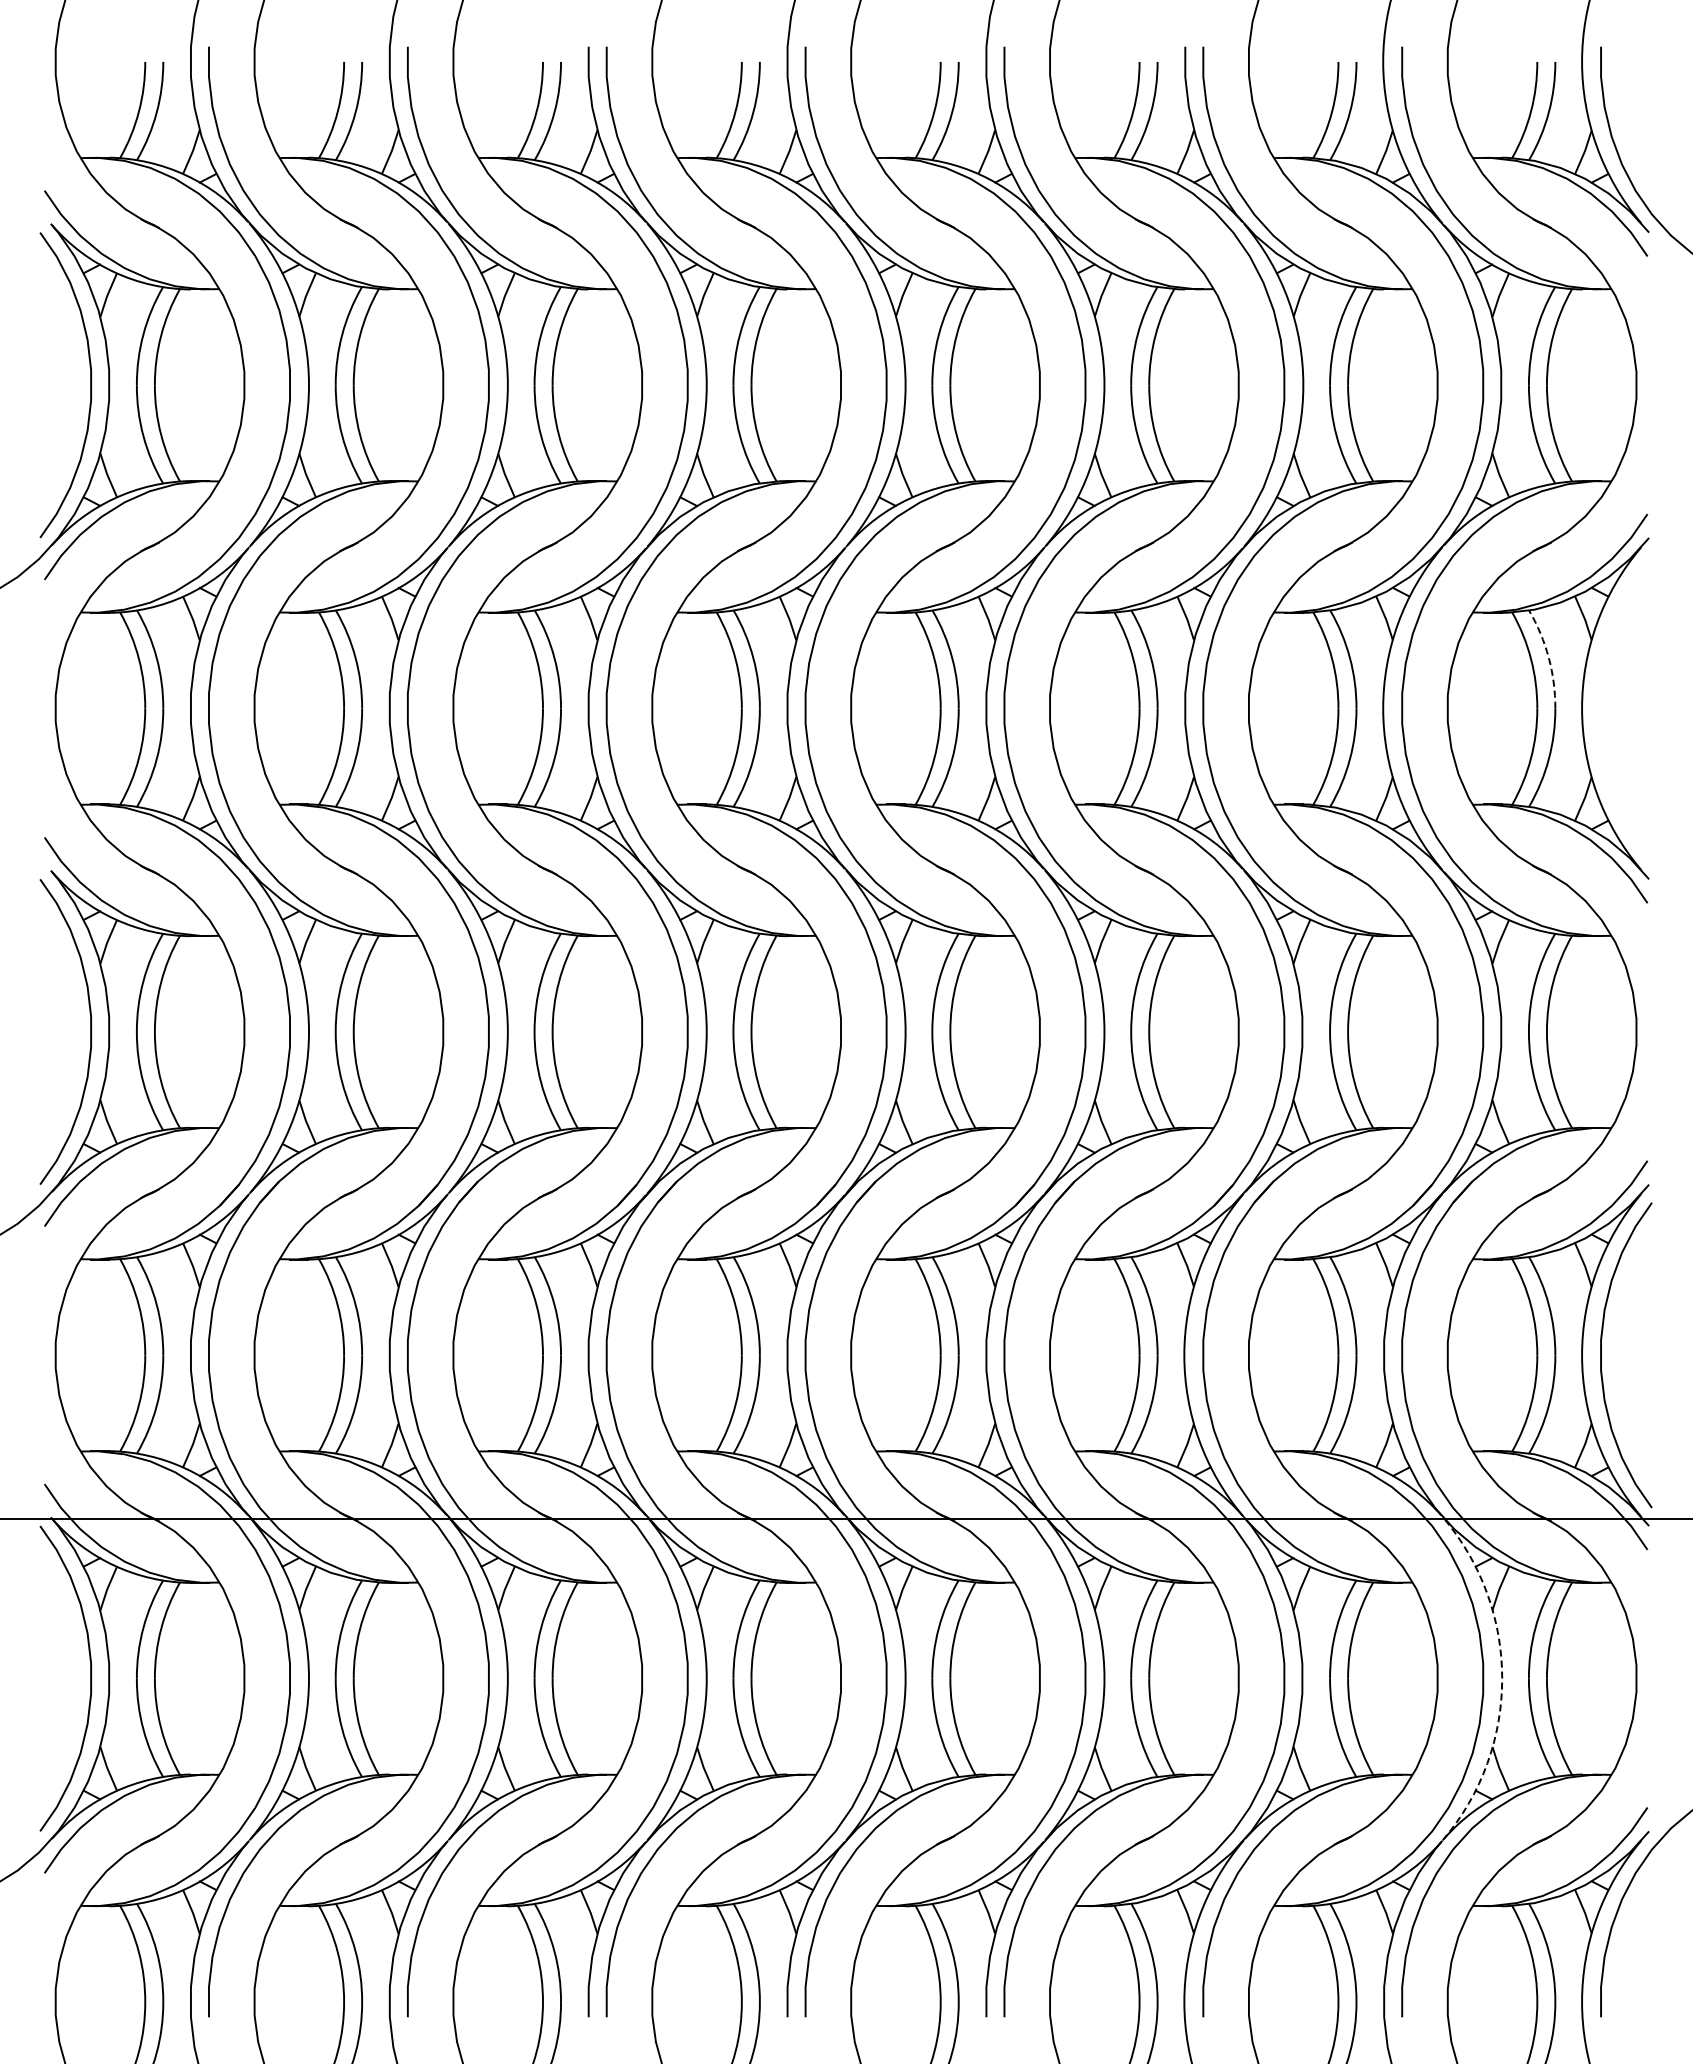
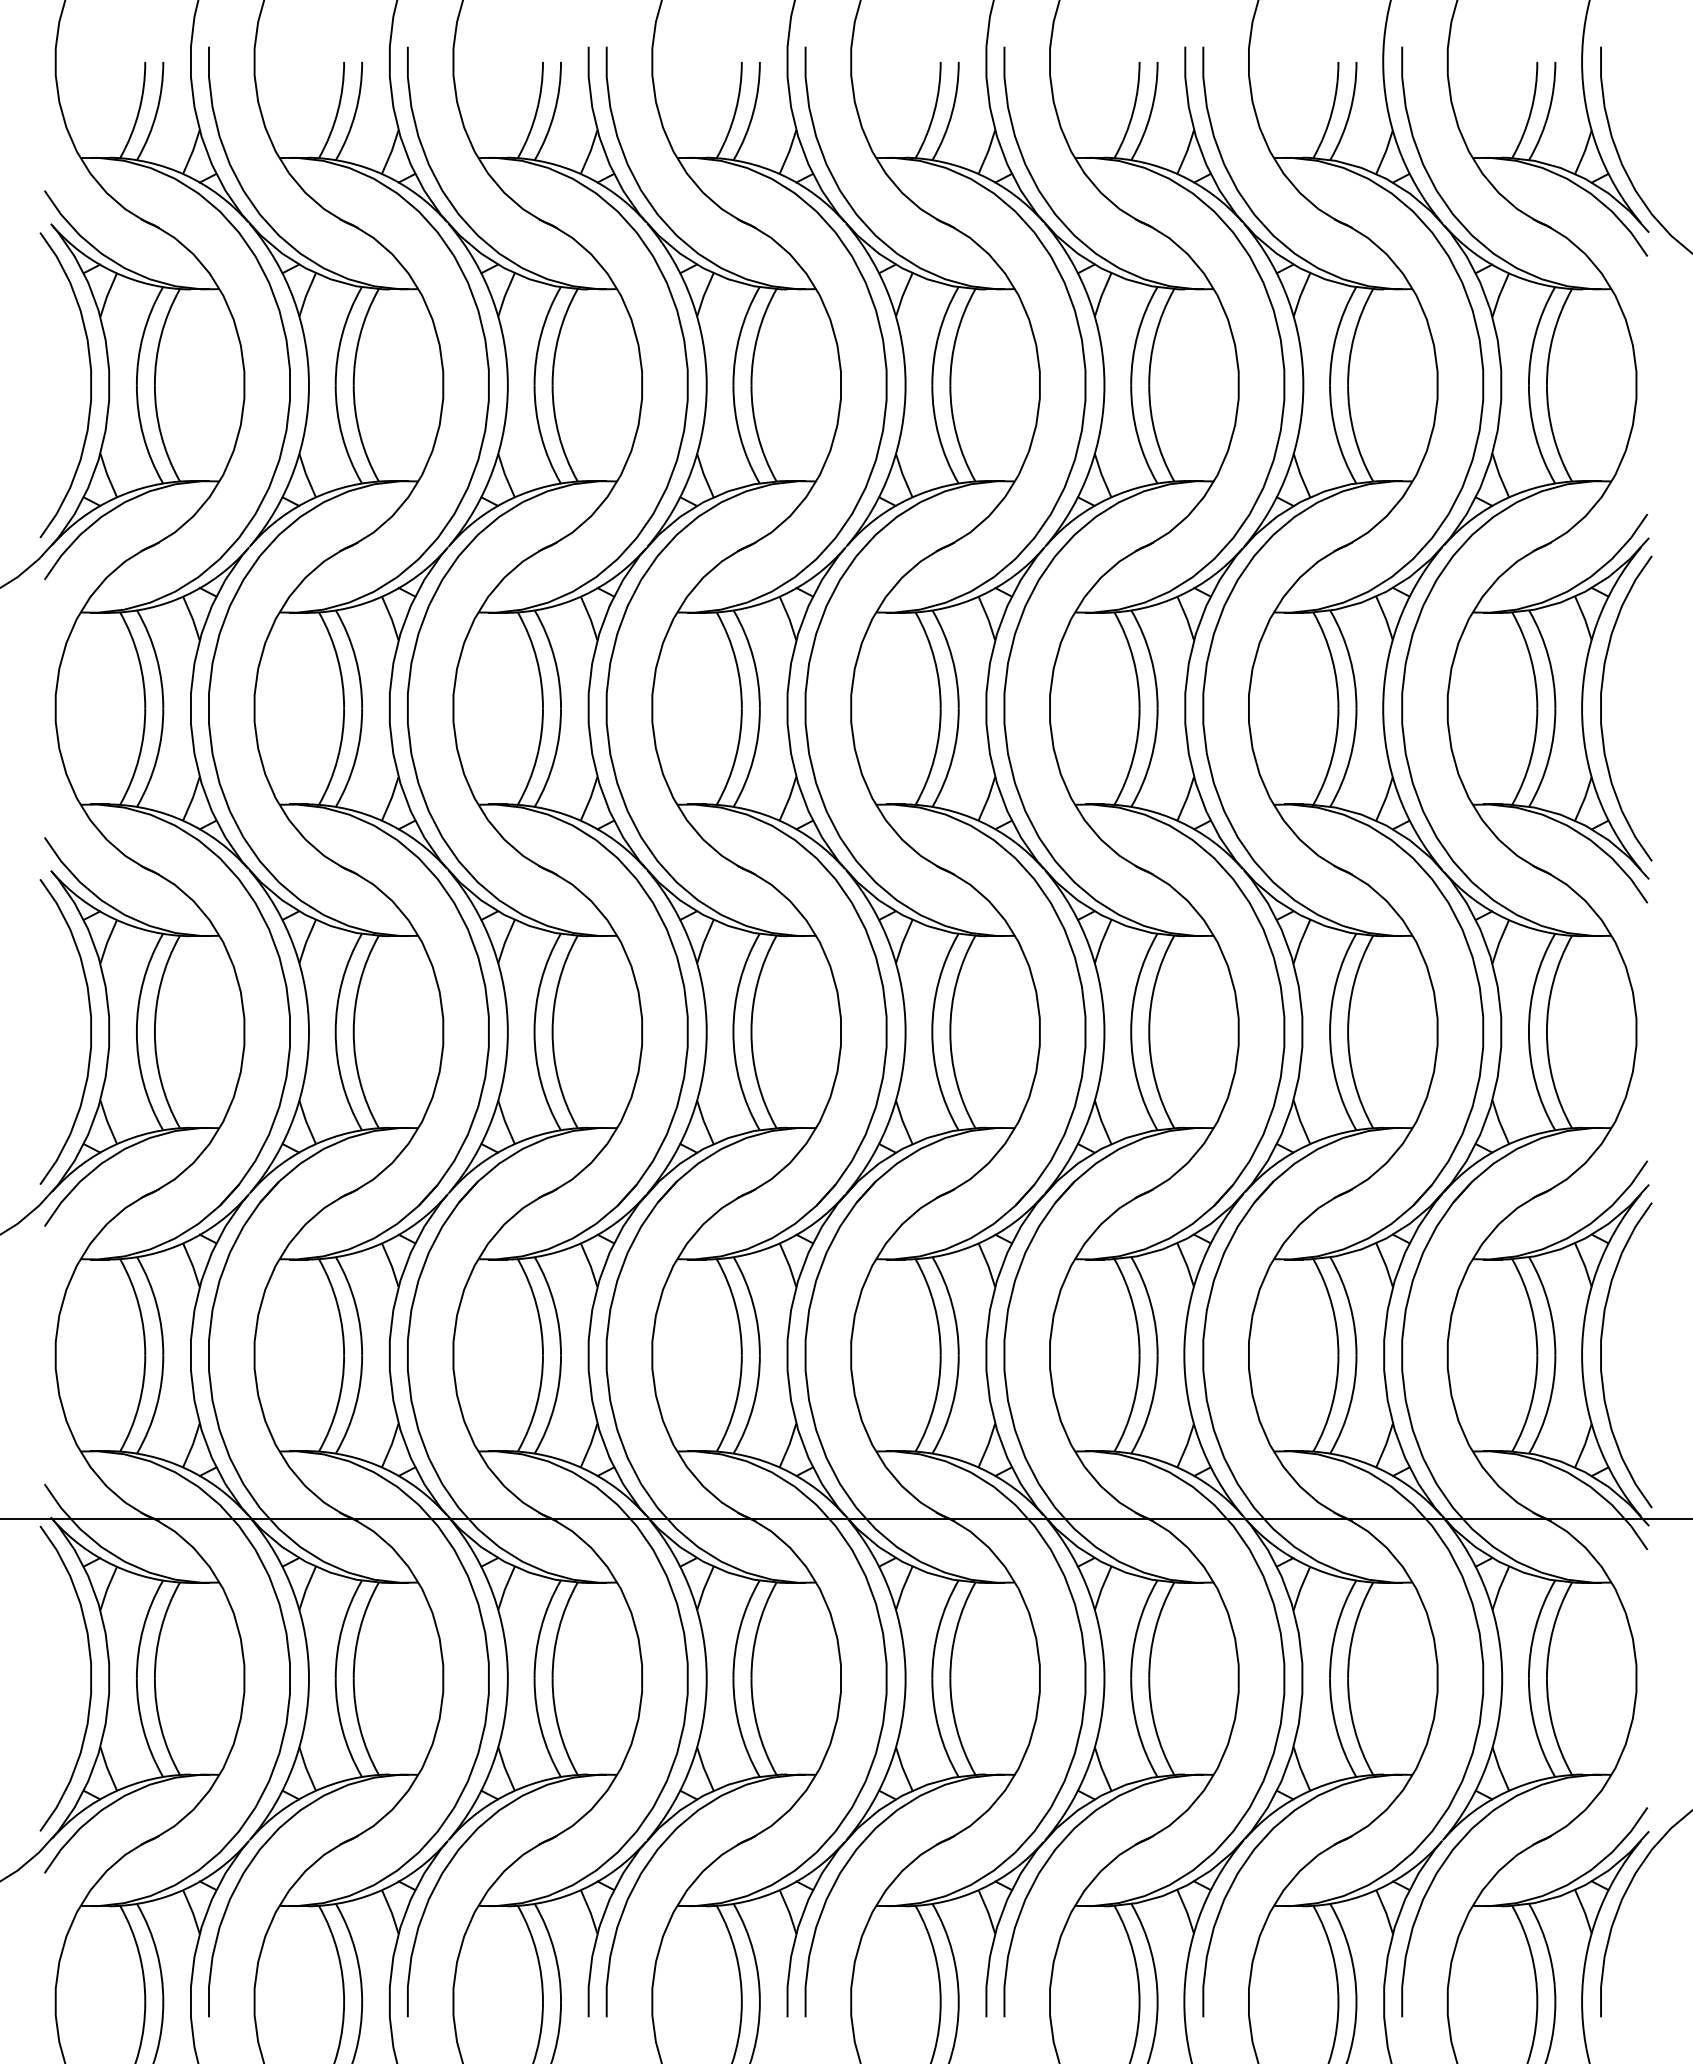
arc: dashed -> solid (1548, 657)
curve: none -> present (1601, 708)
arc: dashed -> solid (1502, 1678)
